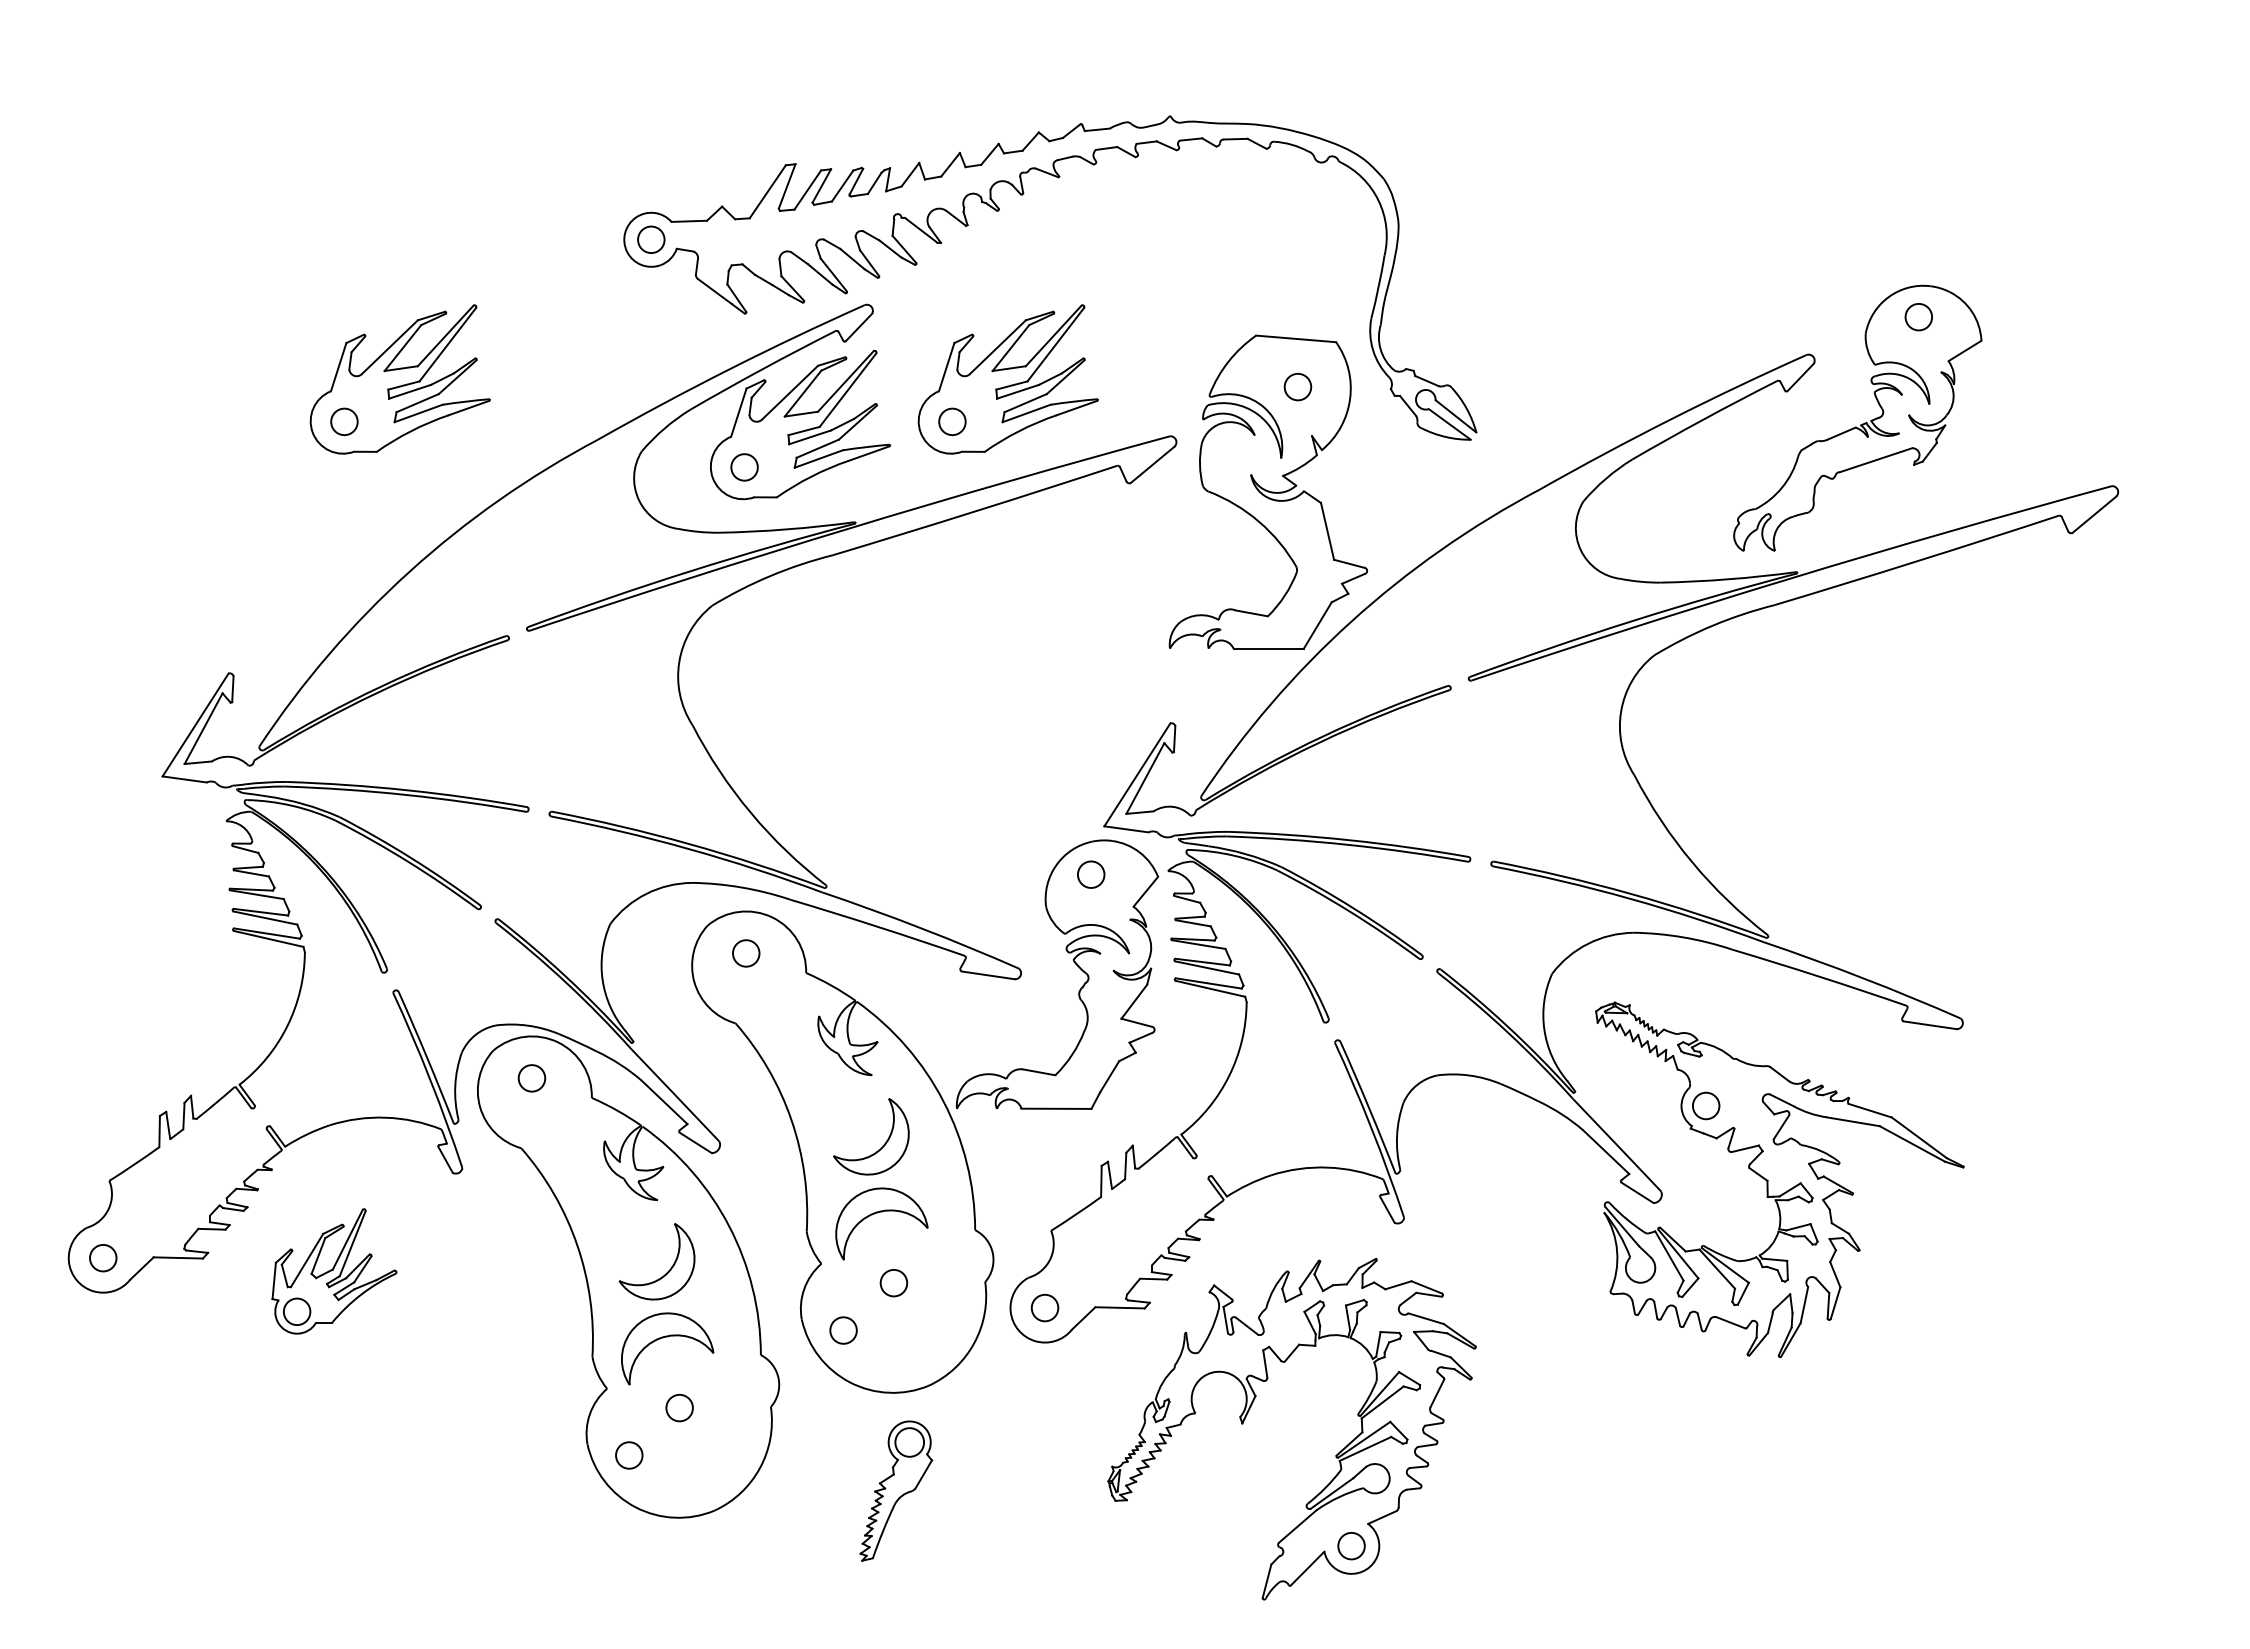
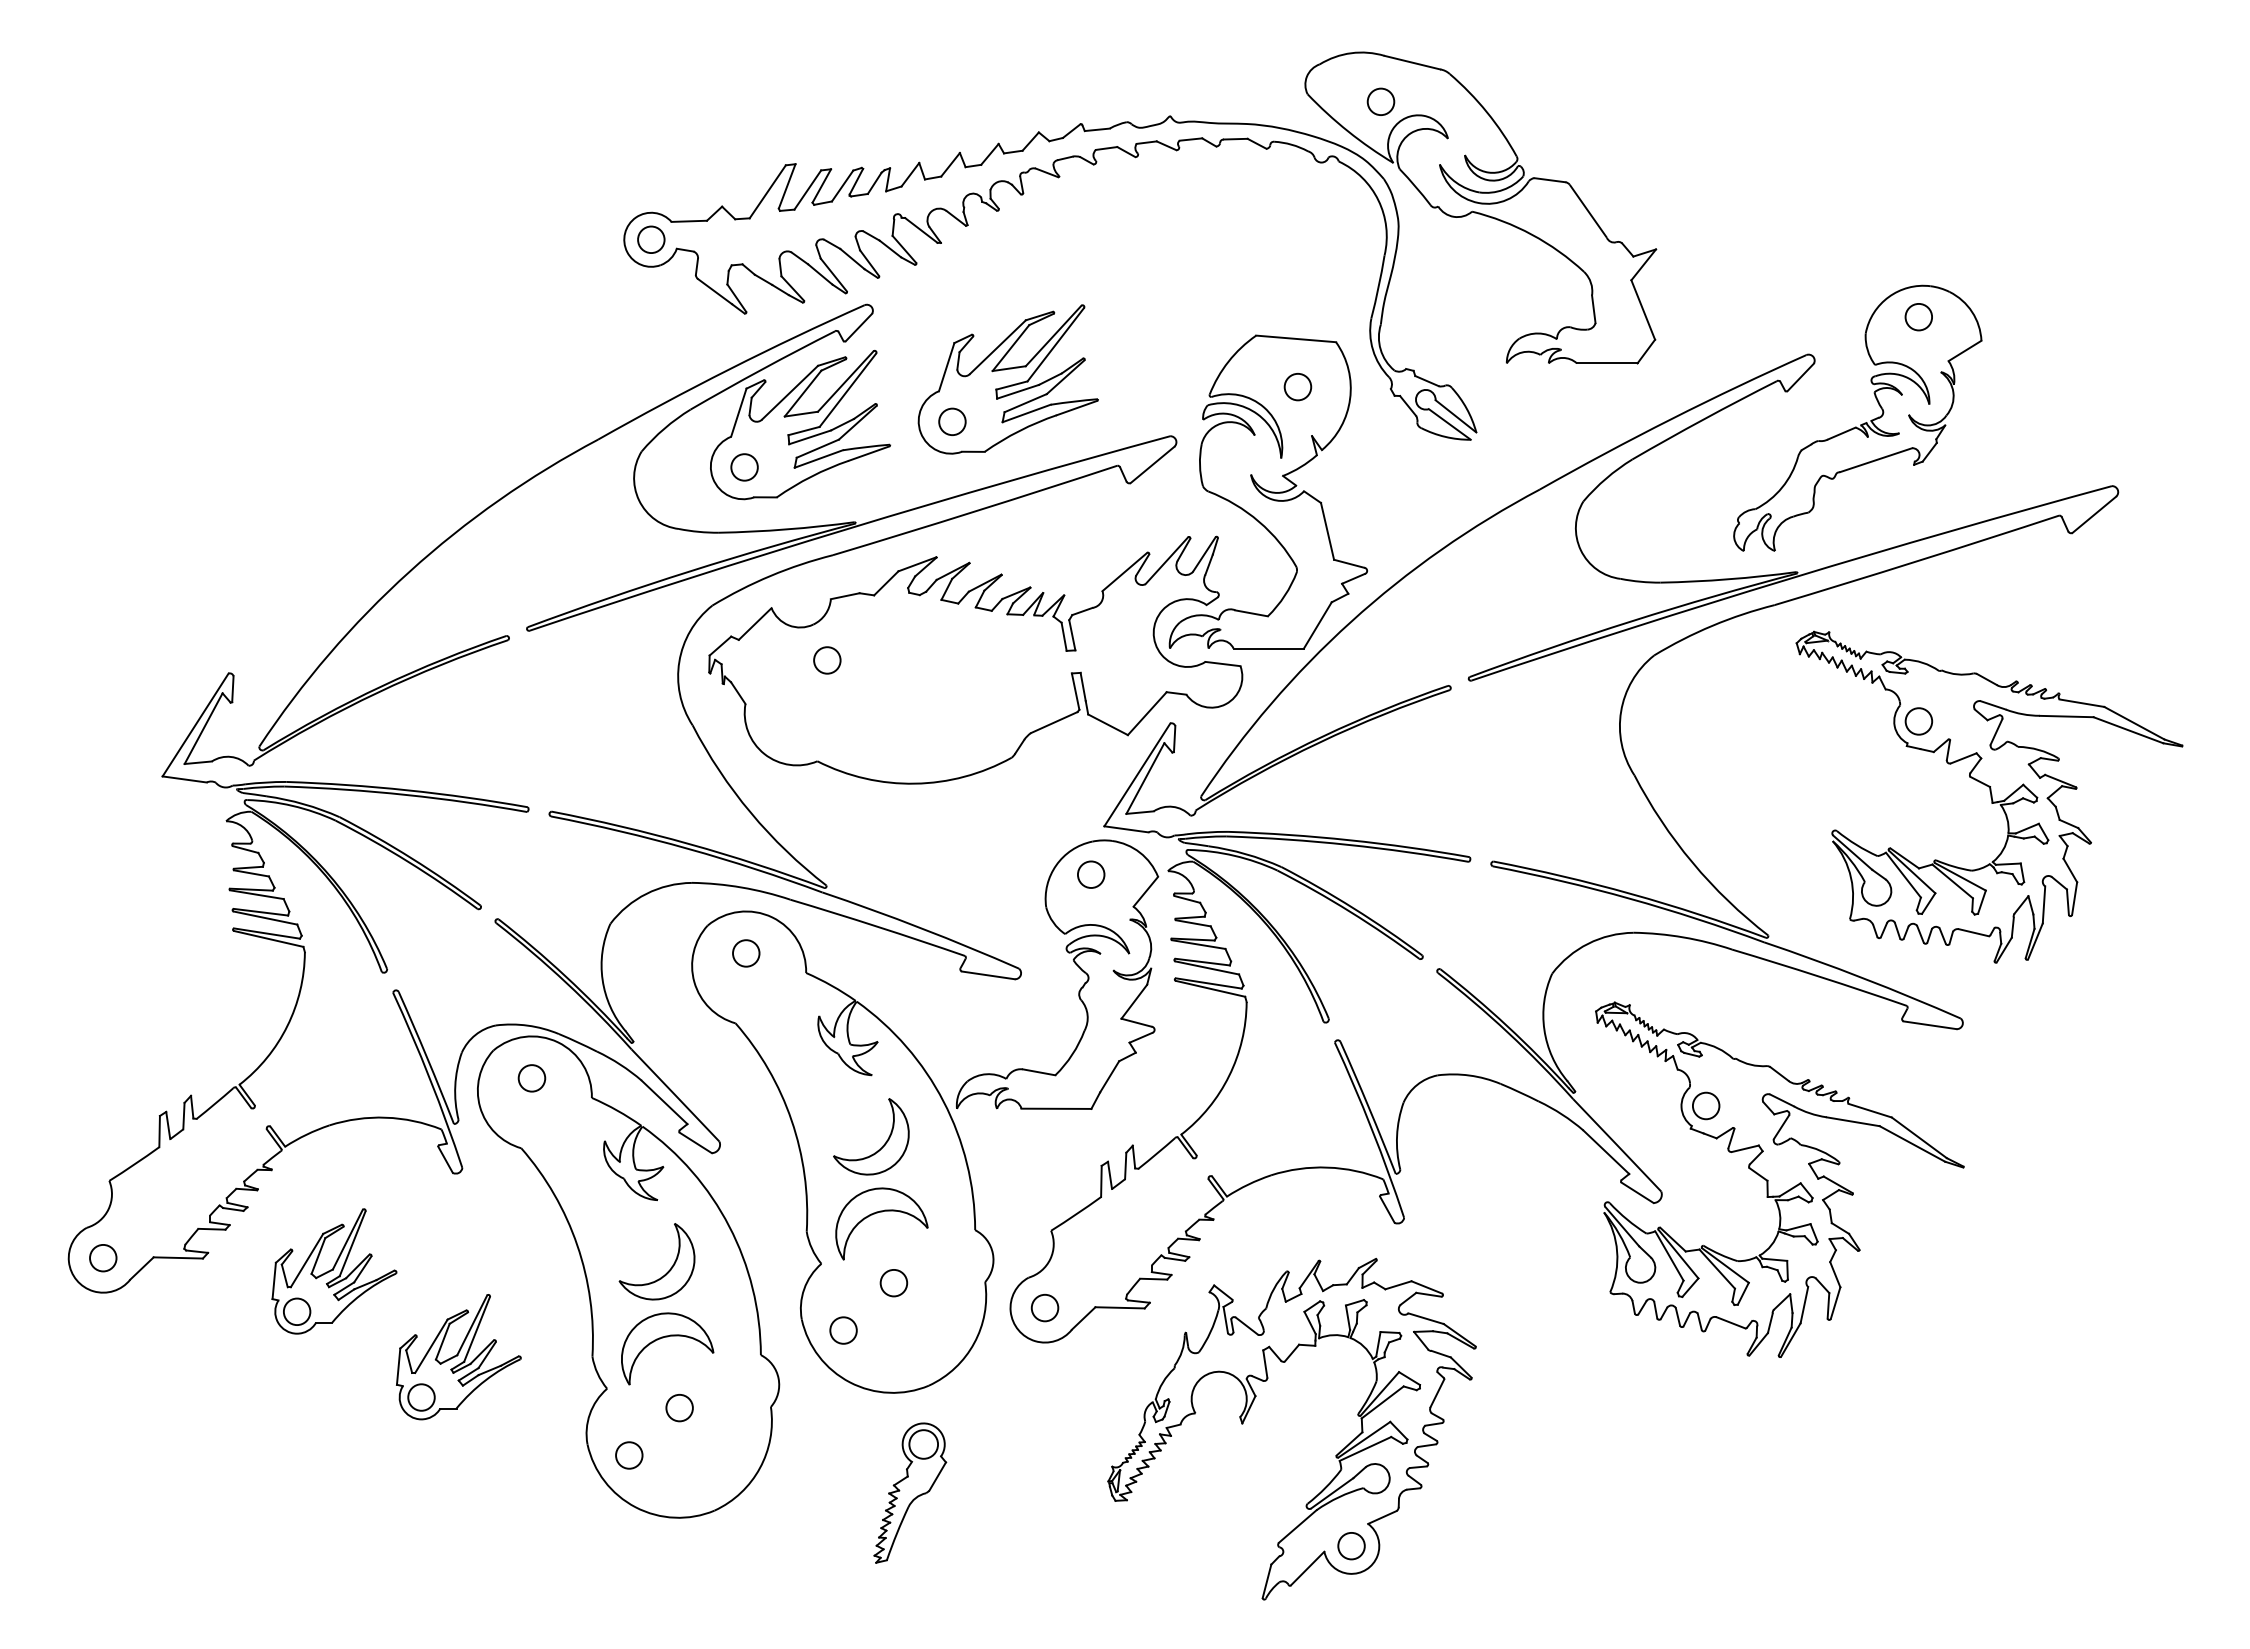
part: none -> present (1480, 207)
part: present -> none (399, 379)
part: none -> present (975, 659)
part: none -> present (1989, 796)
part: none -> present (458, 1357)
part position: (896, 1490) -> (910, 1492) (910, 1492)
